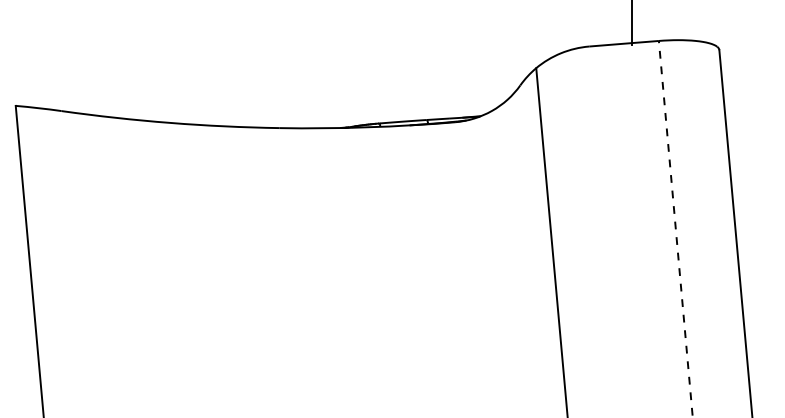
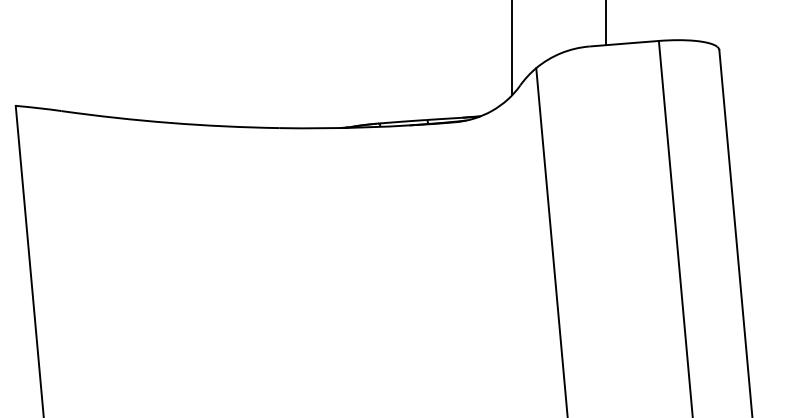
line position: (631, 23) -> (605, 23) (605, 23)
line: none -> present (512, 48)
line: dashed -> solid (675, 229)
